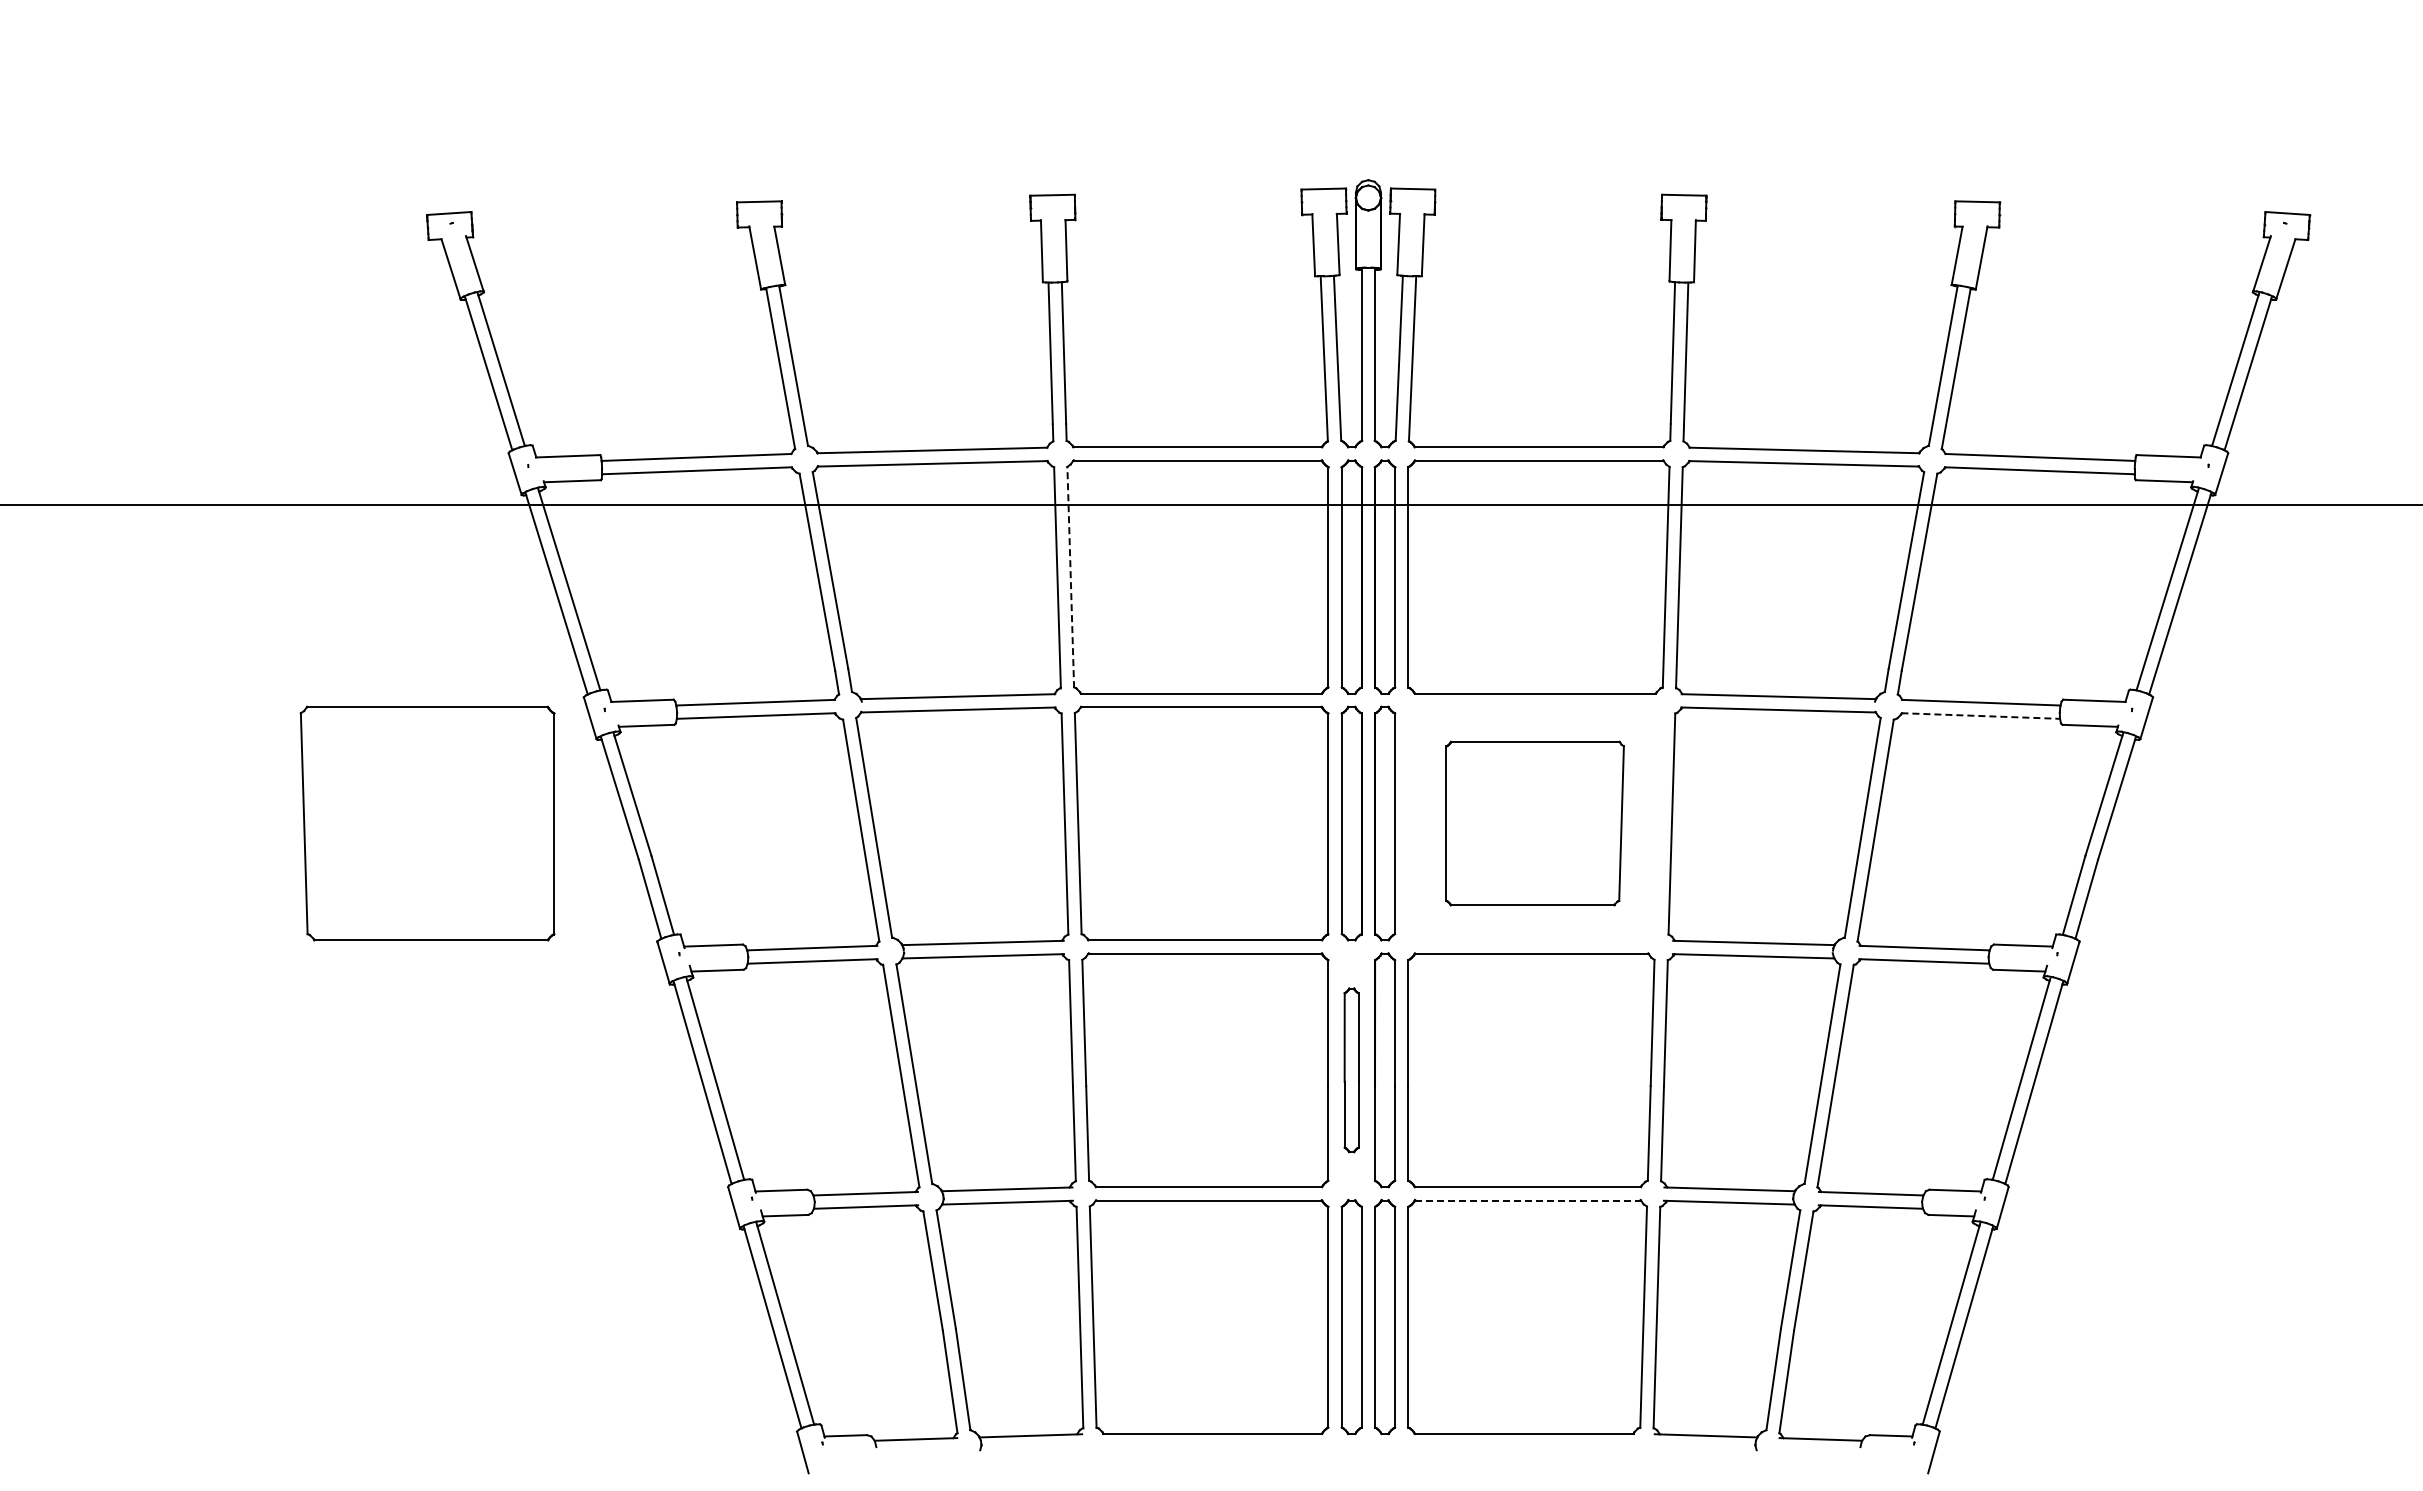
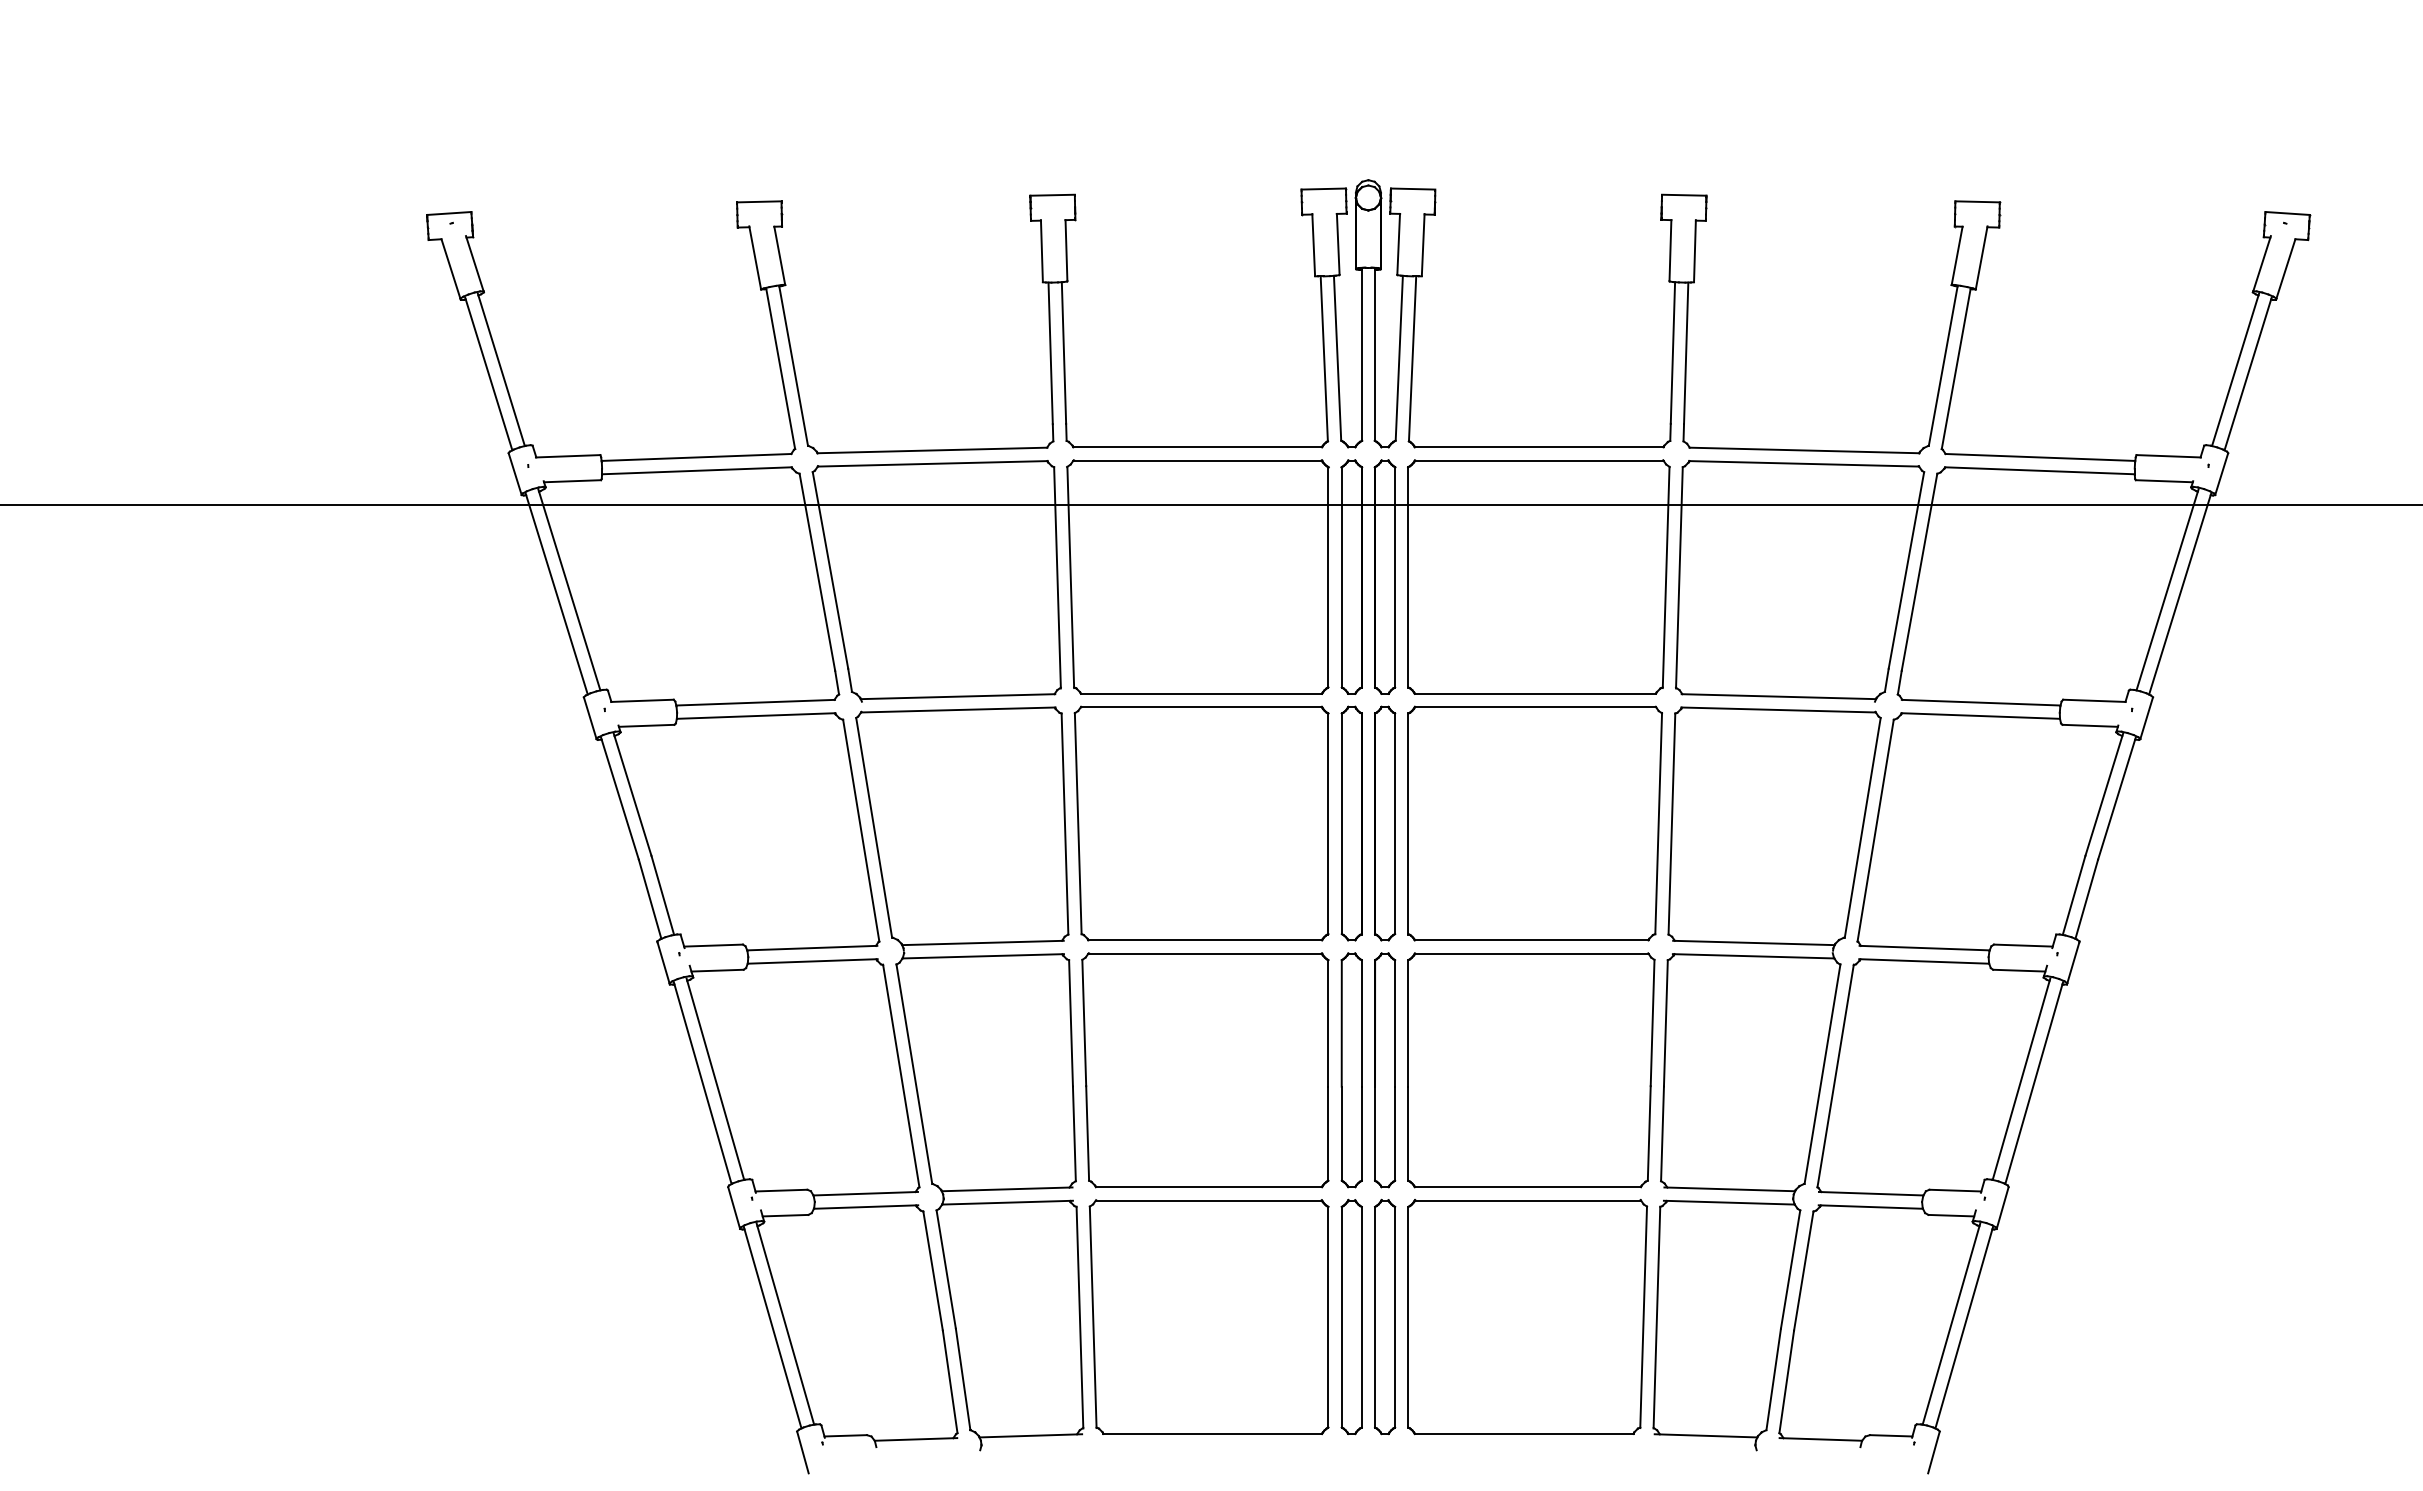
line: dashed -> solid (1070, 577)
line: dashed -> solid (1981, 716)
part: present -> none (427, 823)
part size: 180x167 px -> 256x237 px (1534, 823)
part size: 17x167 px -> 23x237 px (1351, 1070)
line: dashed -> solid (1528, 1200)
